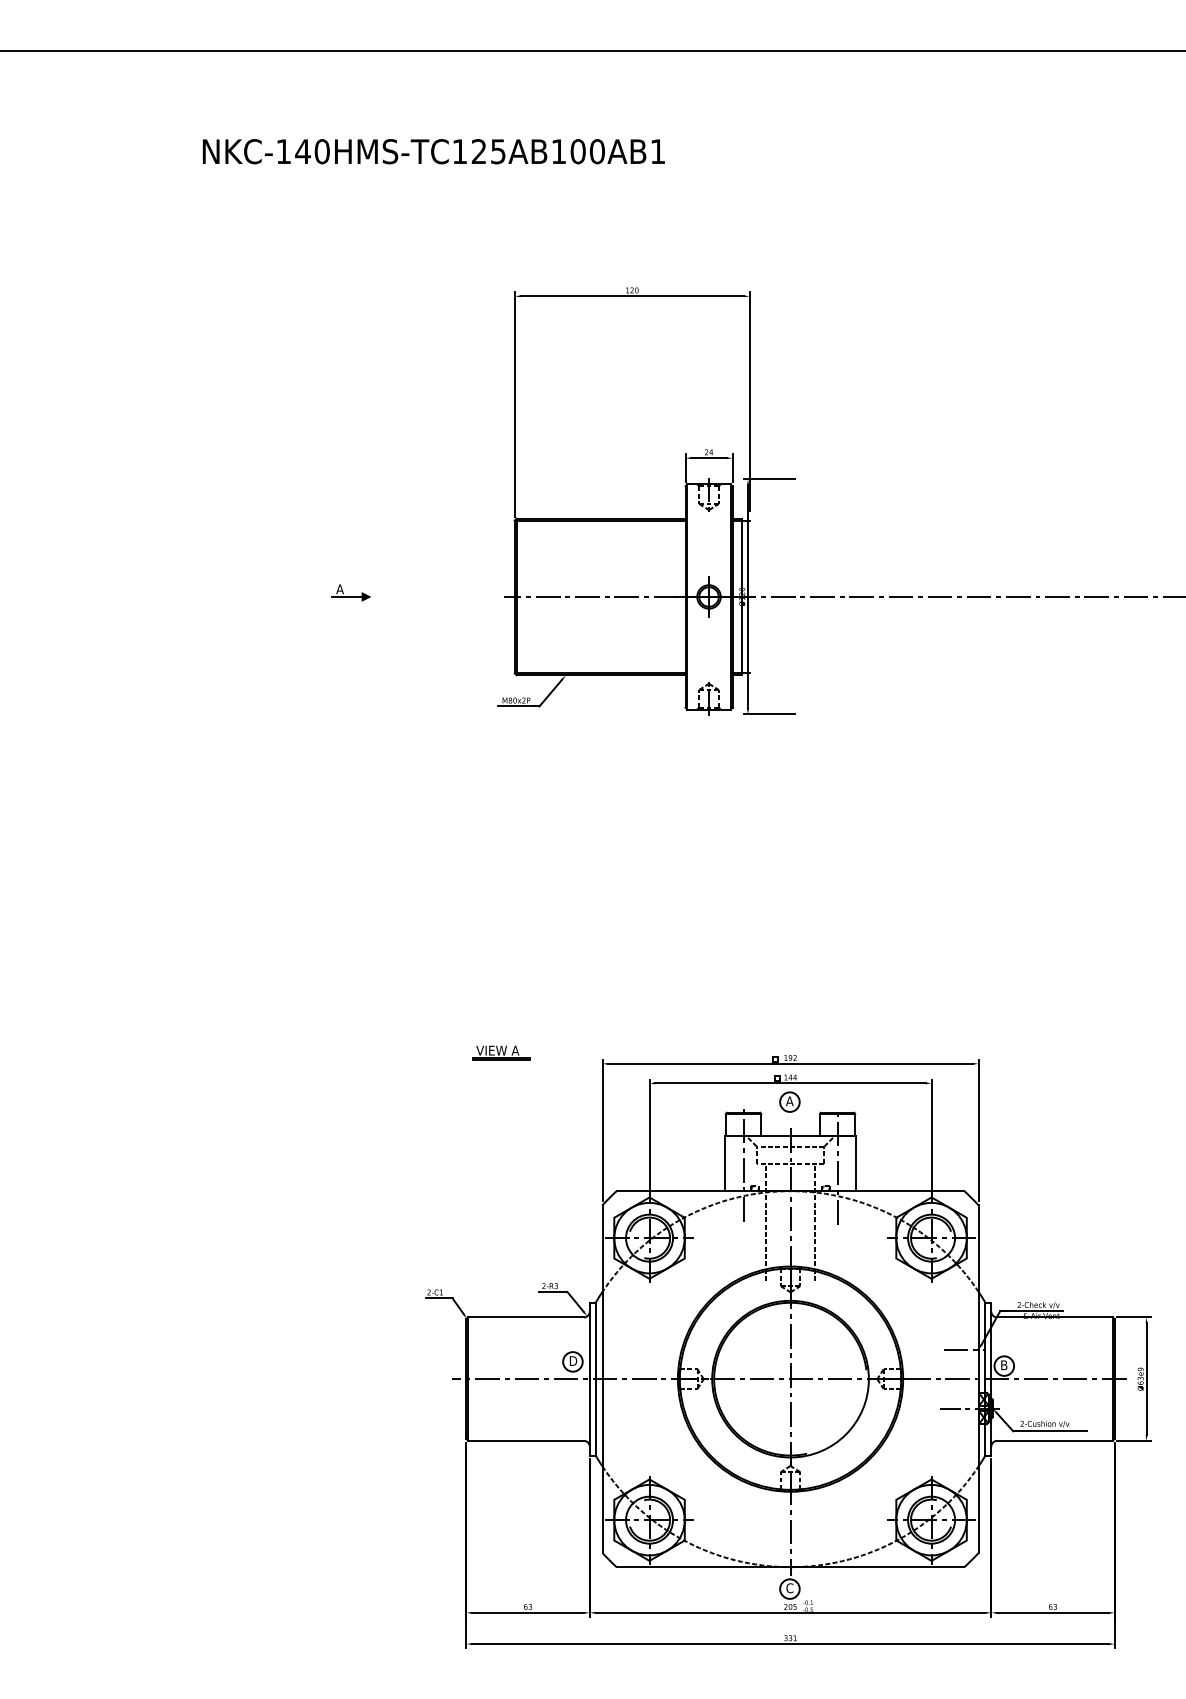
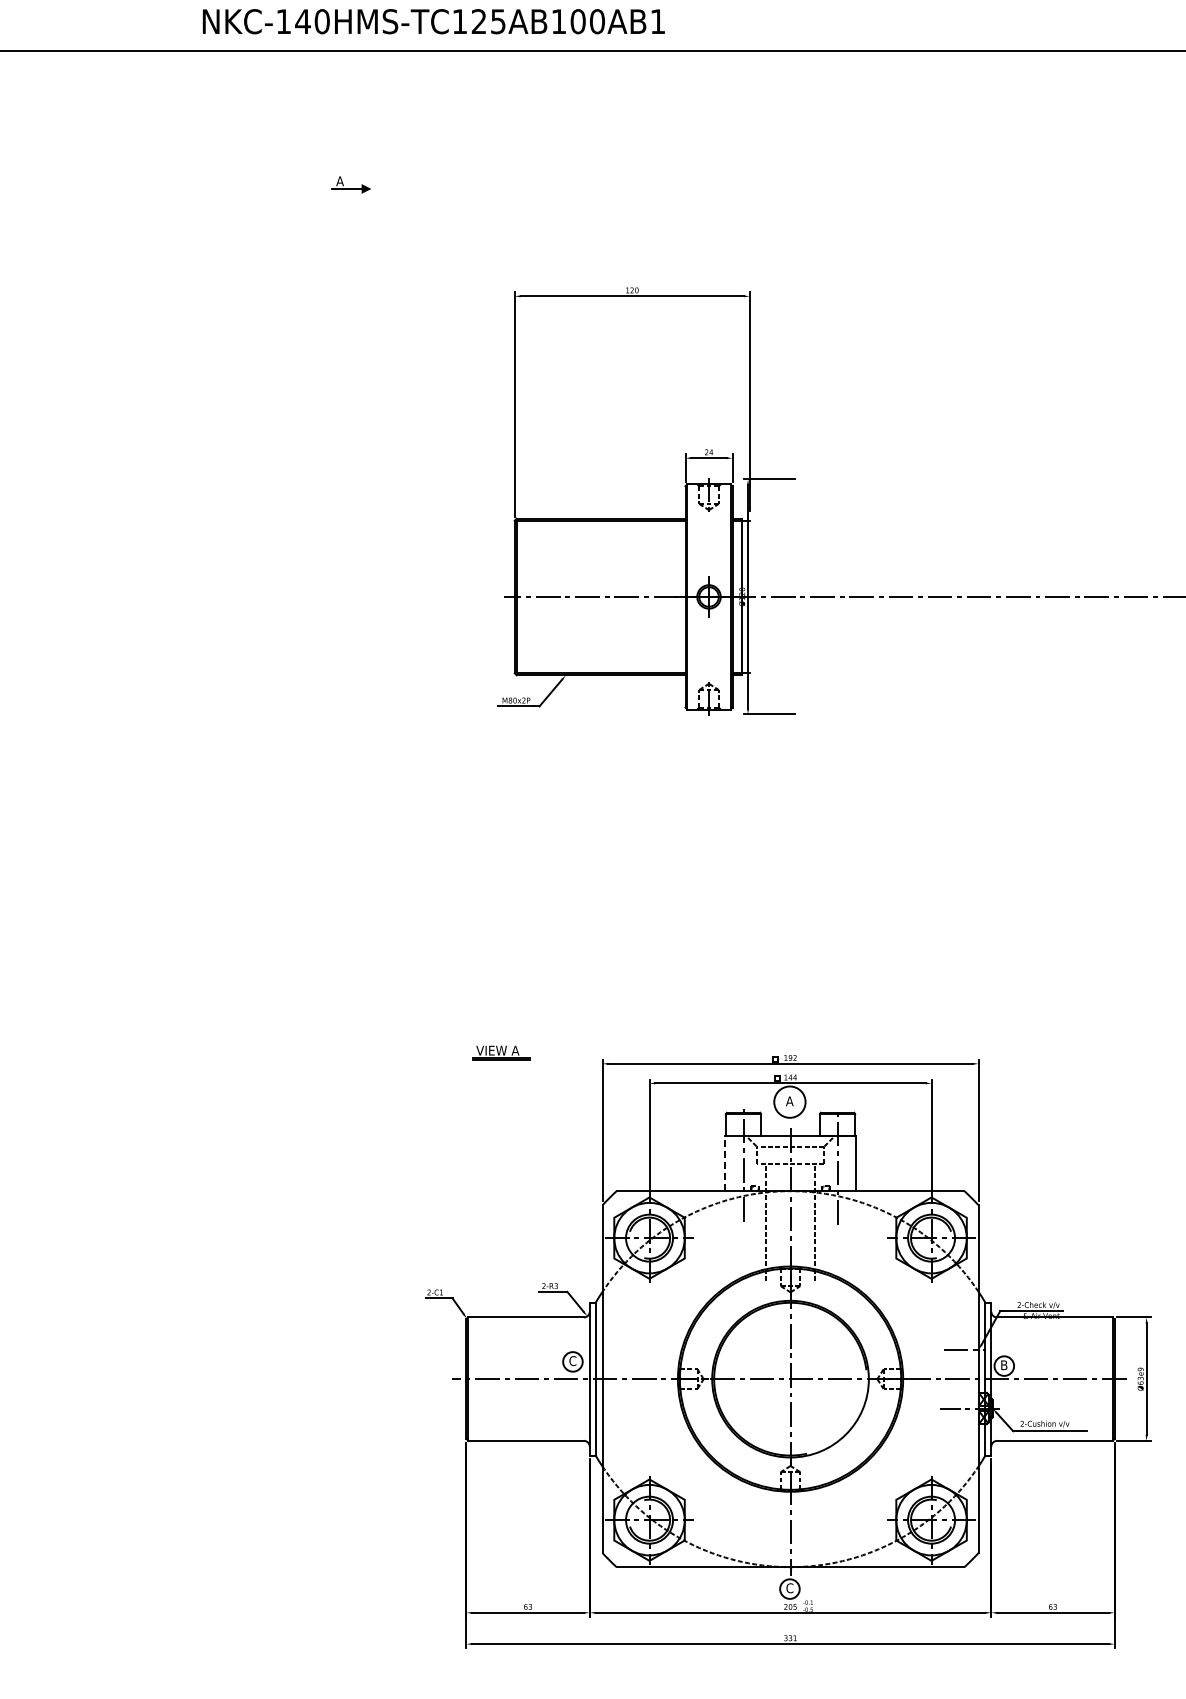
text position: (433, 151) -> (433, 21) (433, 21)
part position: (350, 592) -> (350, 184) (350, 184)
circle diameter: 20 px -> 31 px (789, 1101)
line: solid -> dashed (724, 1163)
text: D -> C (573, 1361)
